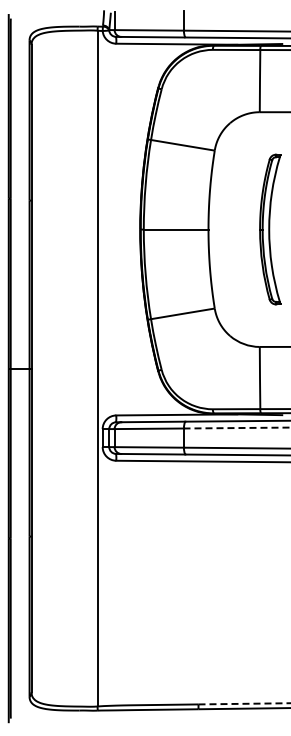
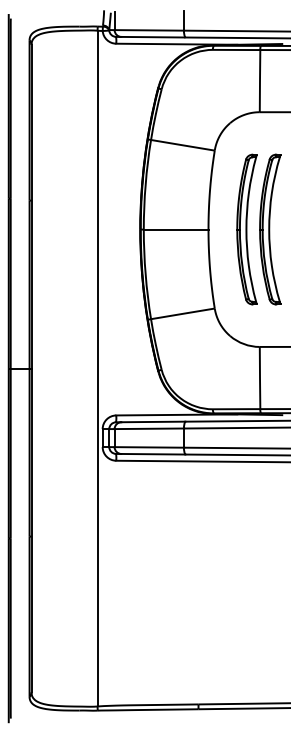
part: none -> present (246, 229)
line: dashed -> solid (236, 428)
line: dashed -> solid (244, 703)
